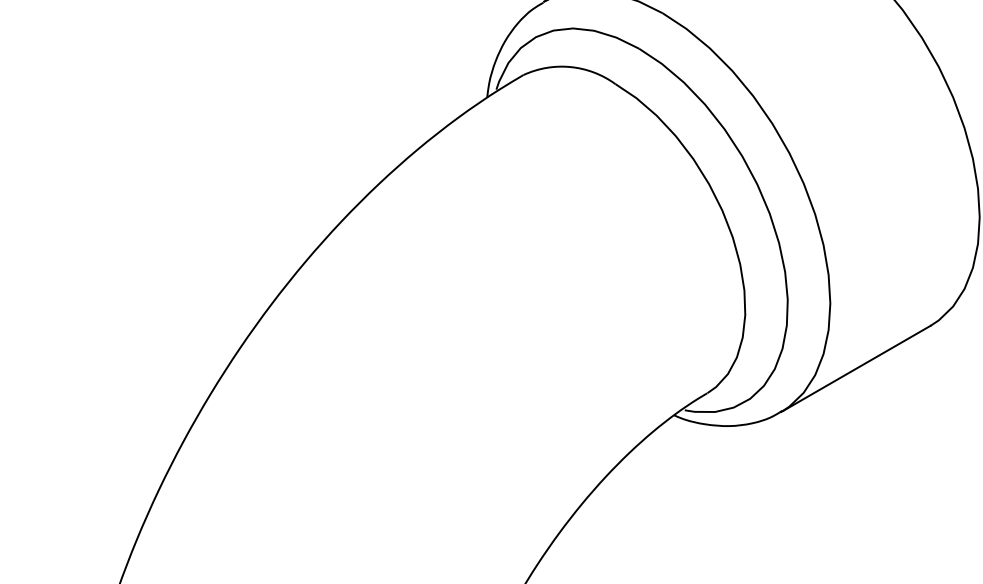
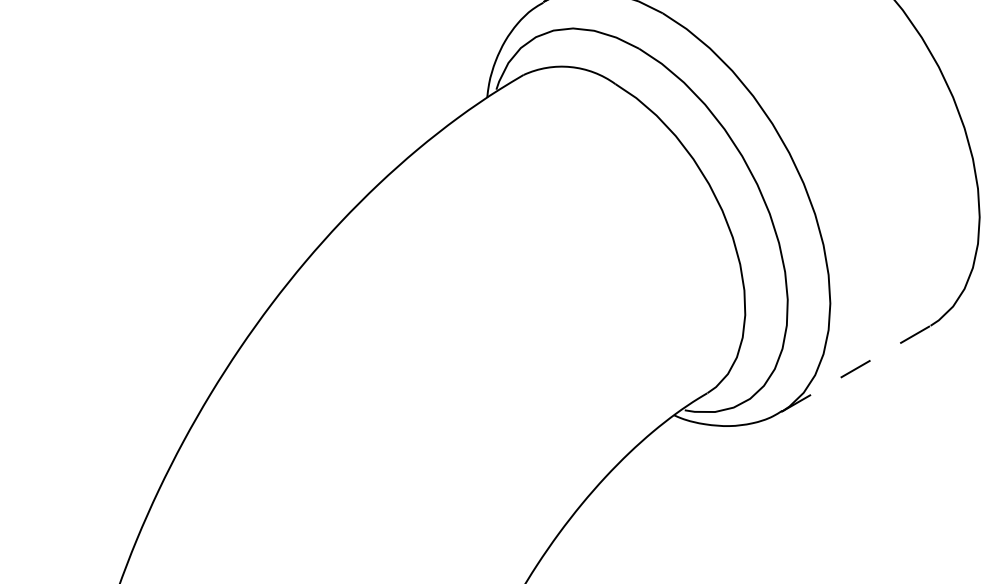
line: solid -> dashed (856, 368)
